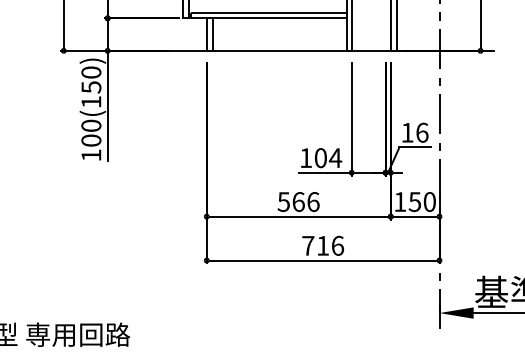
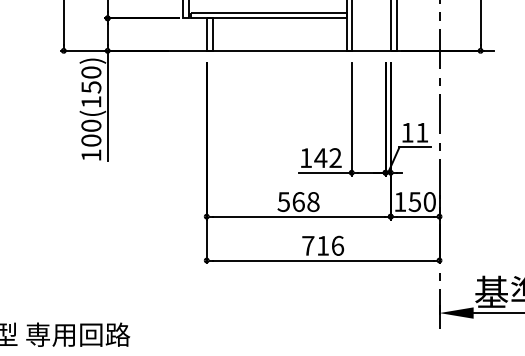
text: 16 -> 11 (422, 132)
text: 104 -> 142 (328, 158)
text: 566 -> 568 (313, 201)
